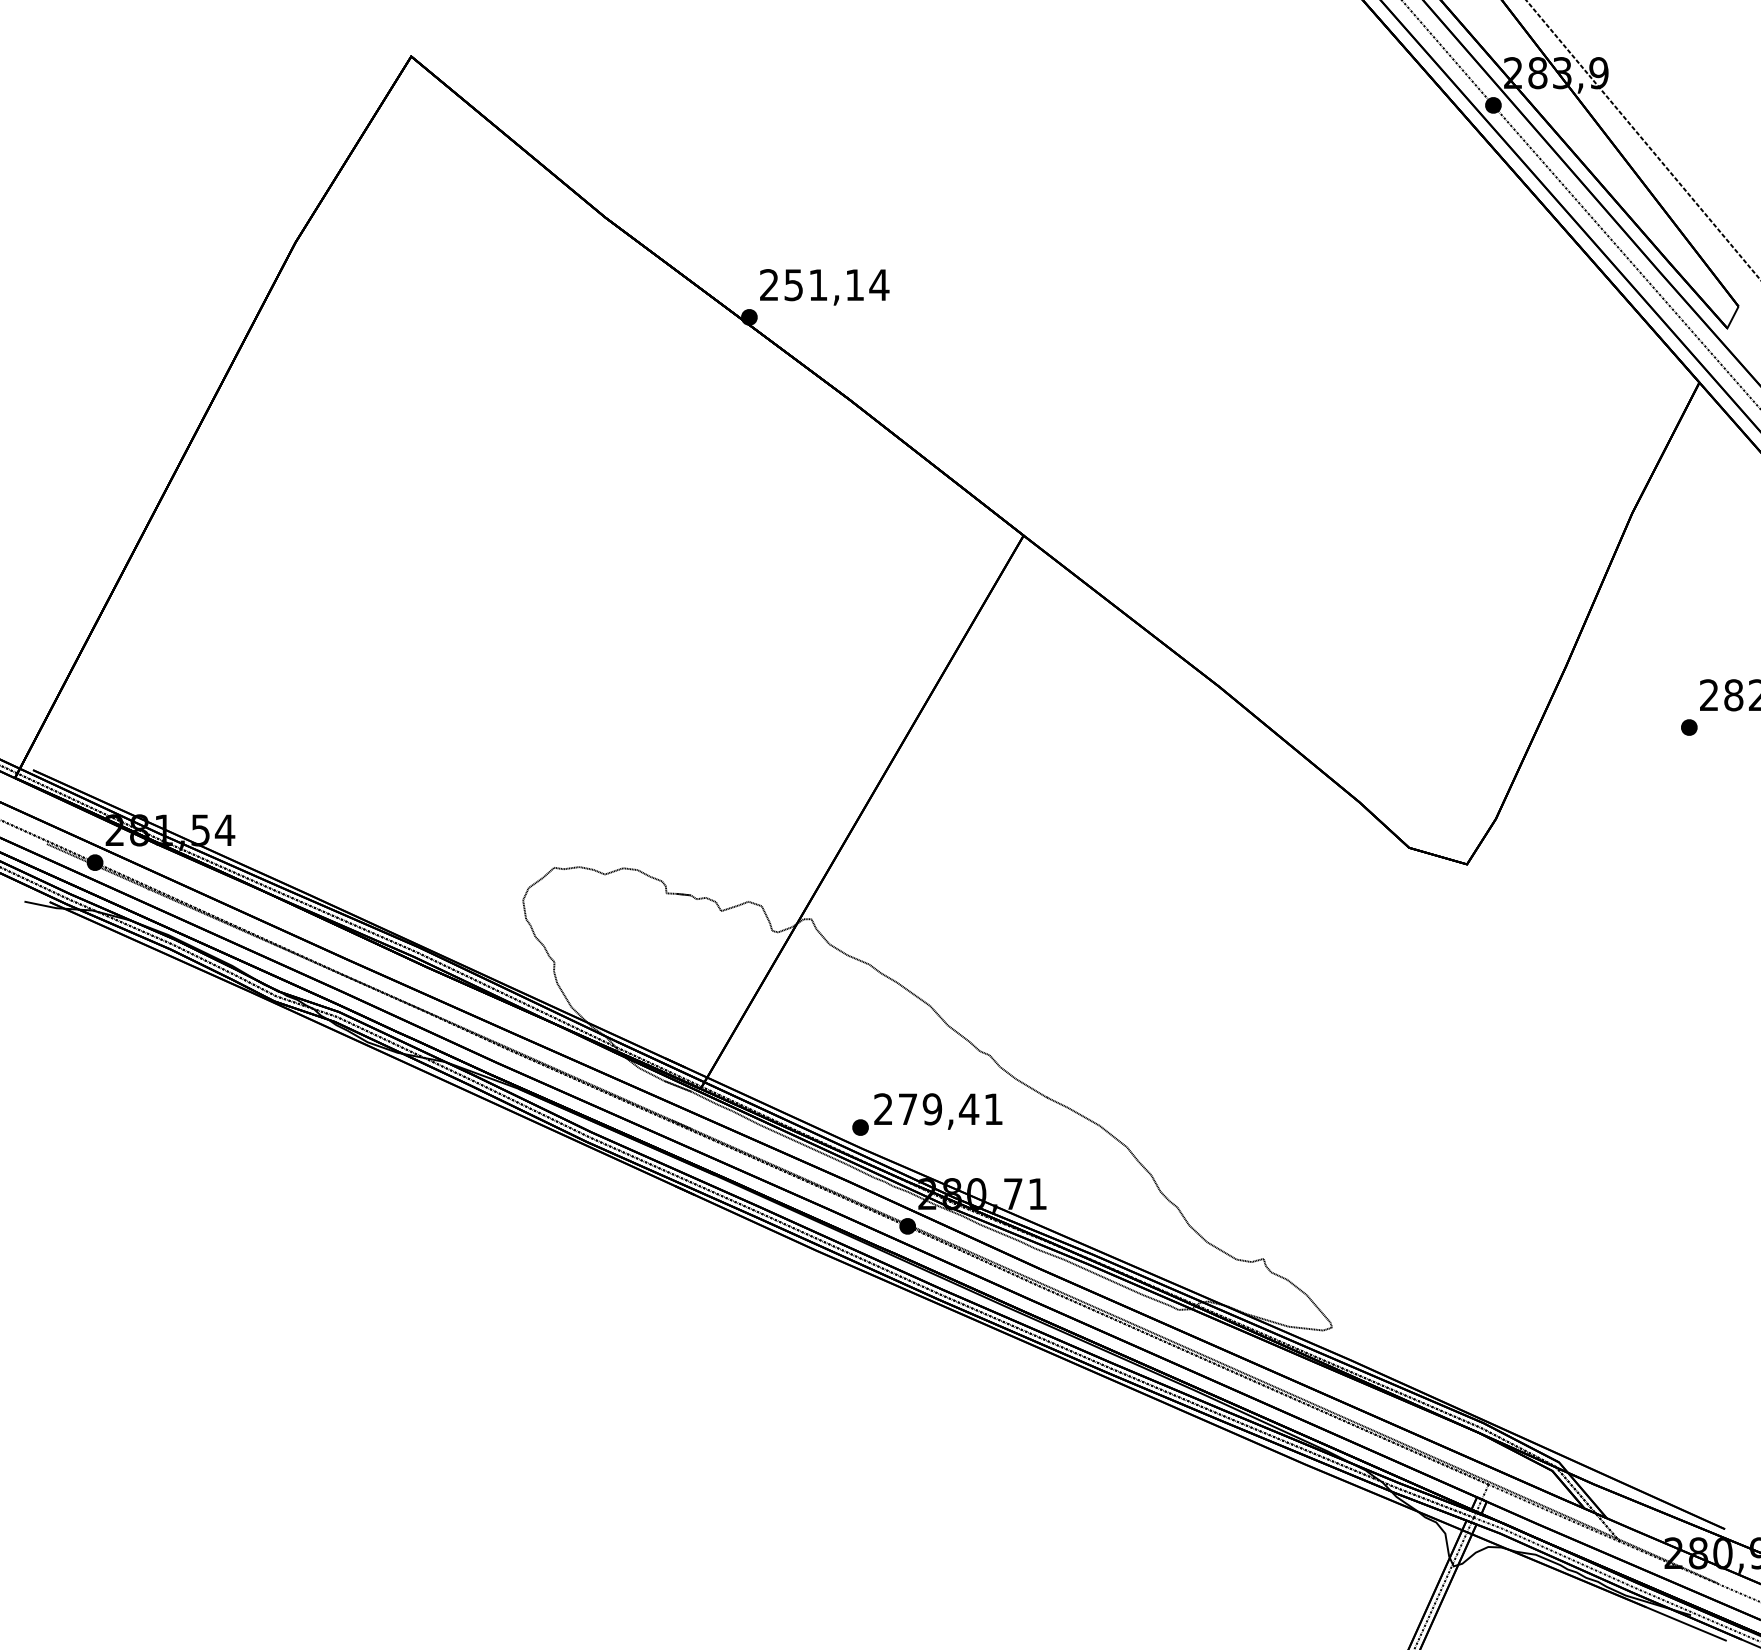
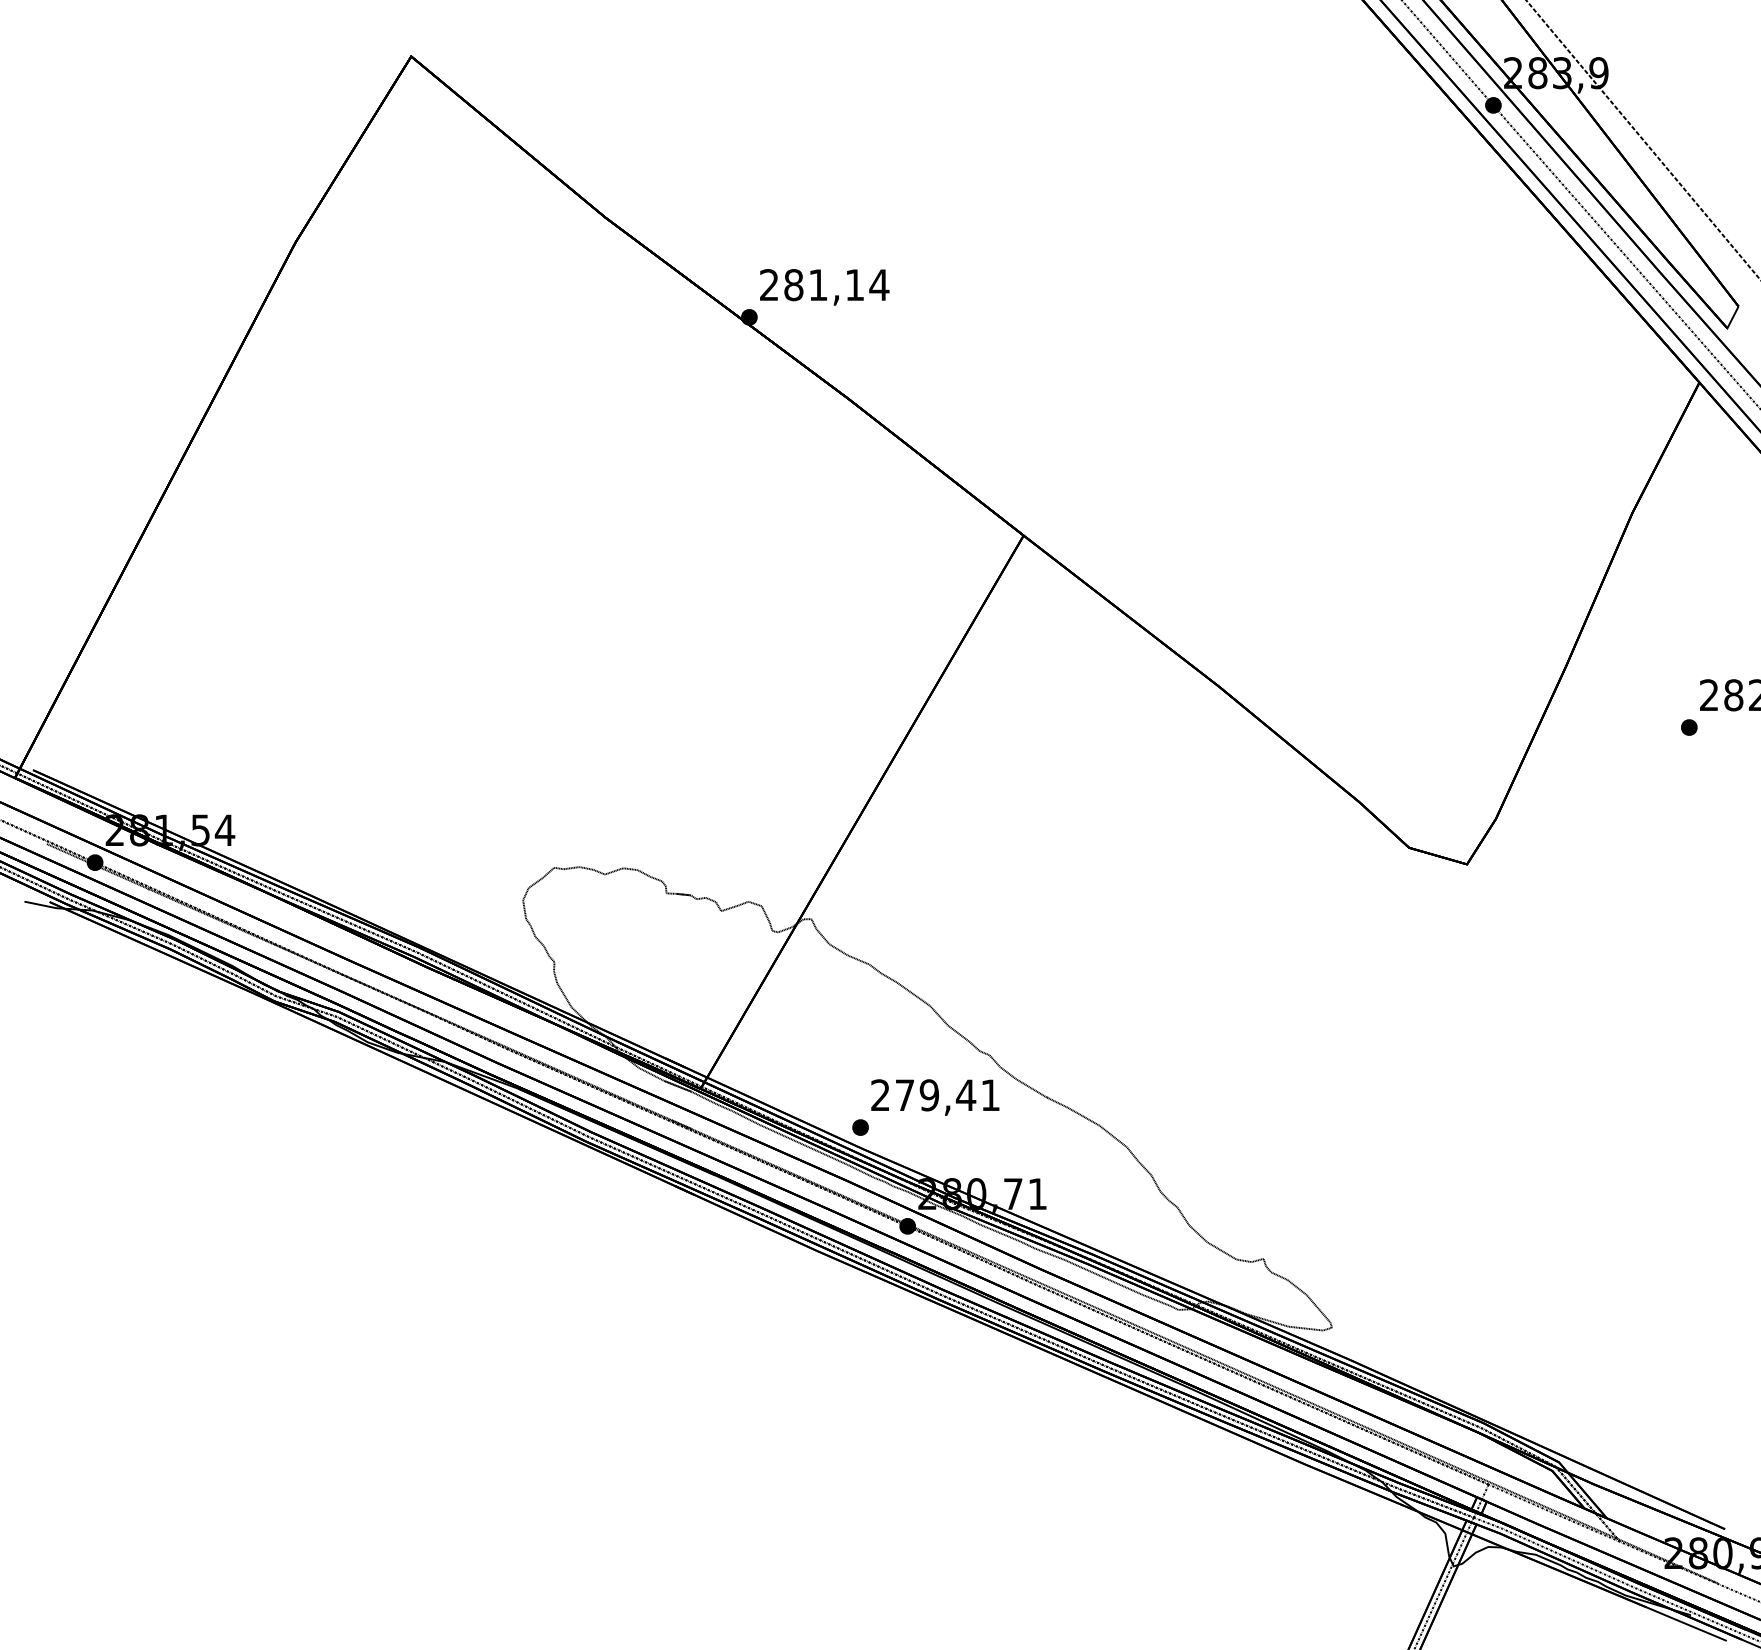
text: 251,14 -> 281,14 (793, 285)
text position: (938, 1111) -> (935, 1097) (935, 1097)
